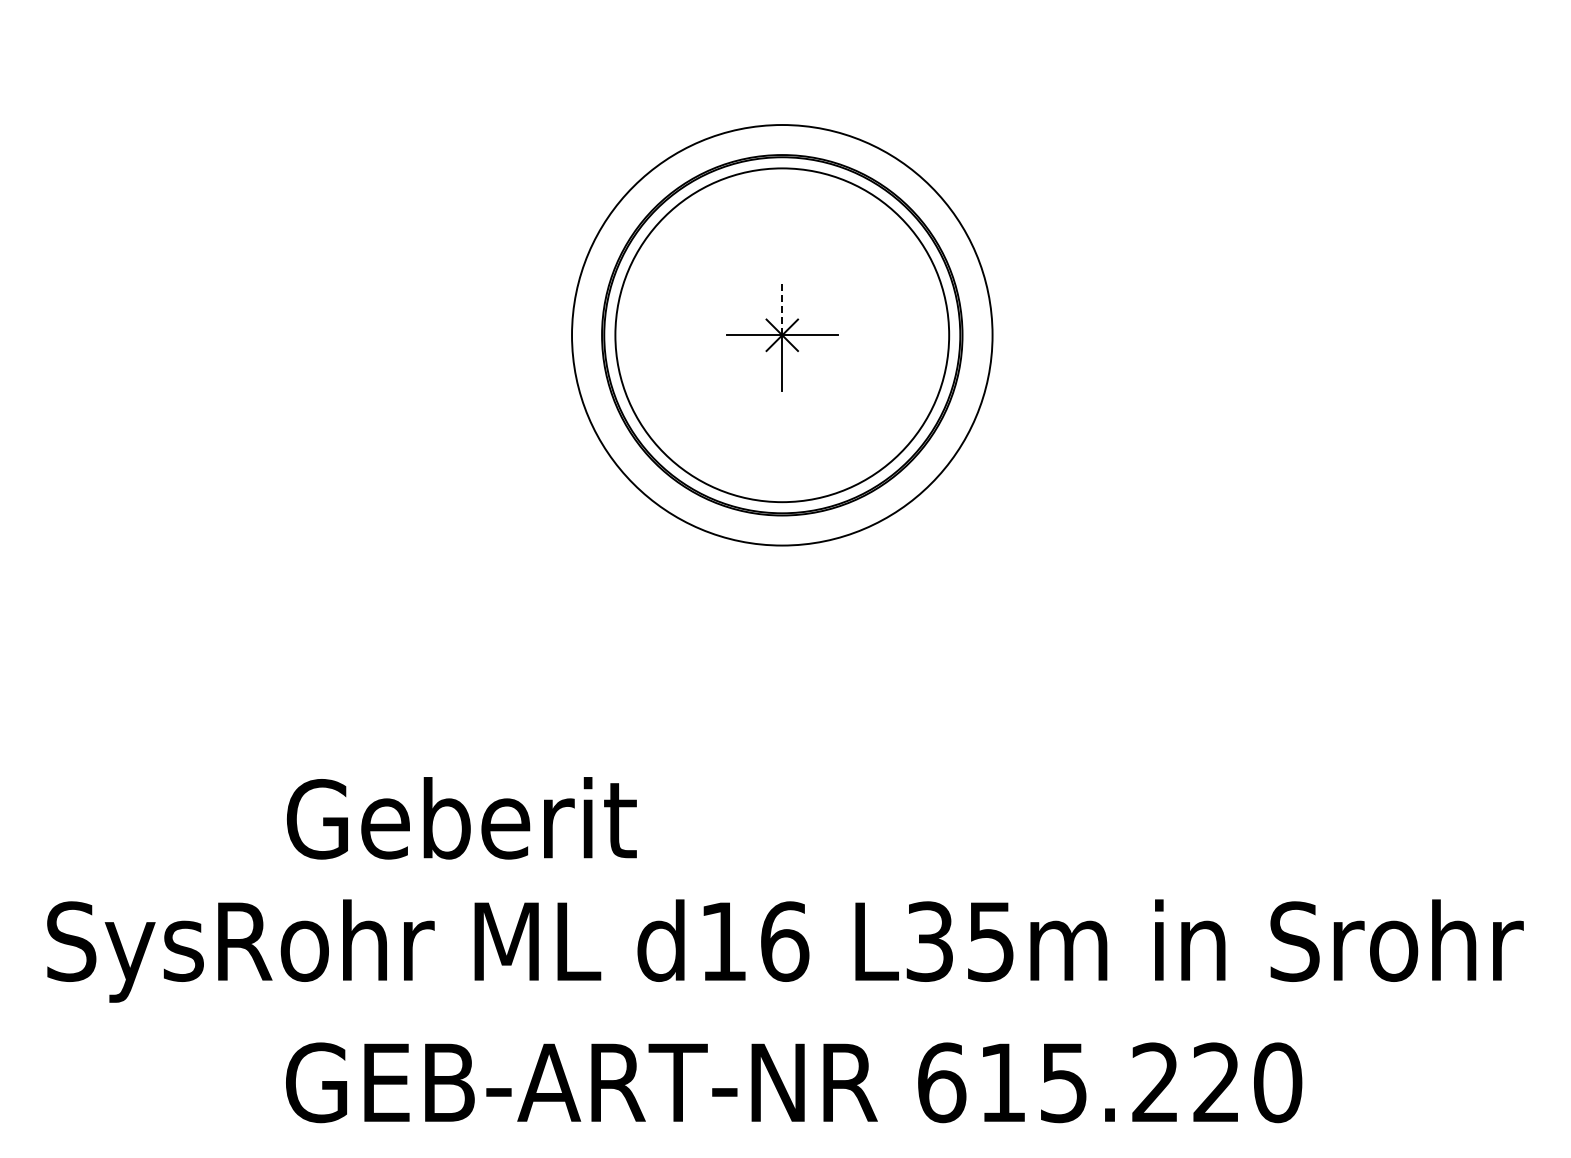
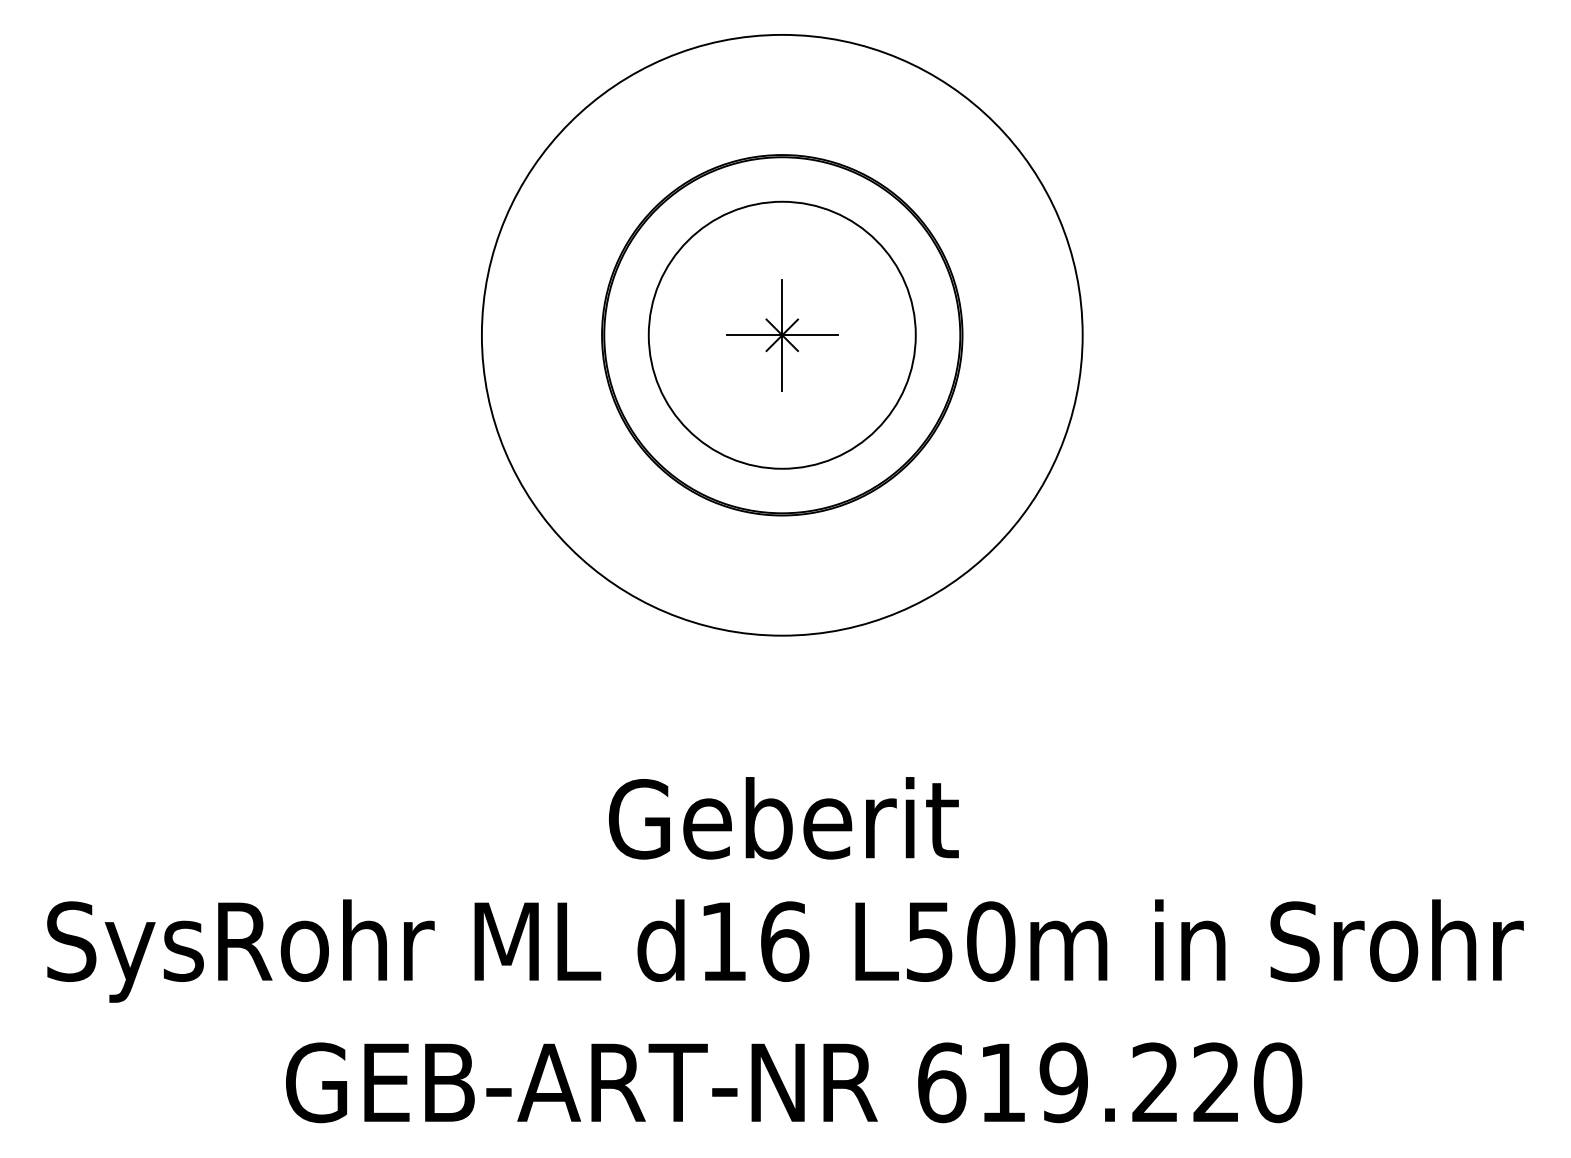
line: dashed -> solid (782, 307)
circle diameter: 334 px -> 267 px (781, 334)
circle diameter: 421 px -> 601 px (781, 334)
text position: (461, 818) -> (783, 818) (783, 818)
text: L35m -> L50m (960, 941)
text: 615.220 -> 619.220 (1063, 1082)
